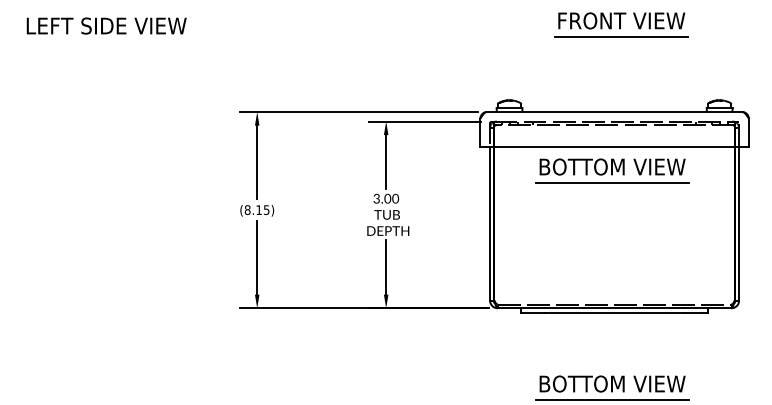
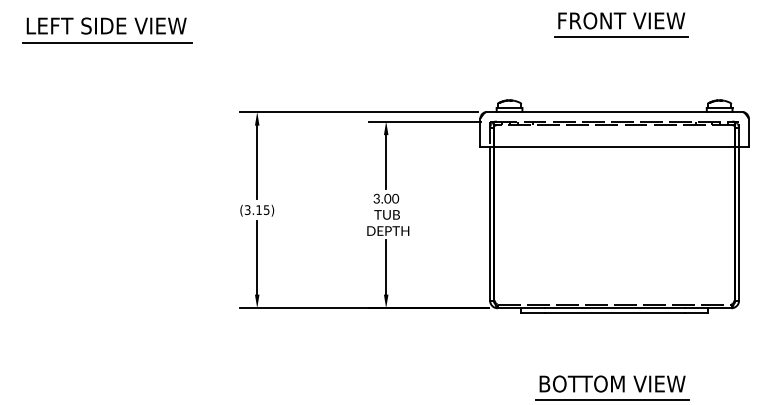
line: none -> present (107, 42)
part: present -> none (612, 170)
text: (8.15) -> (3.15) (247, 209)
